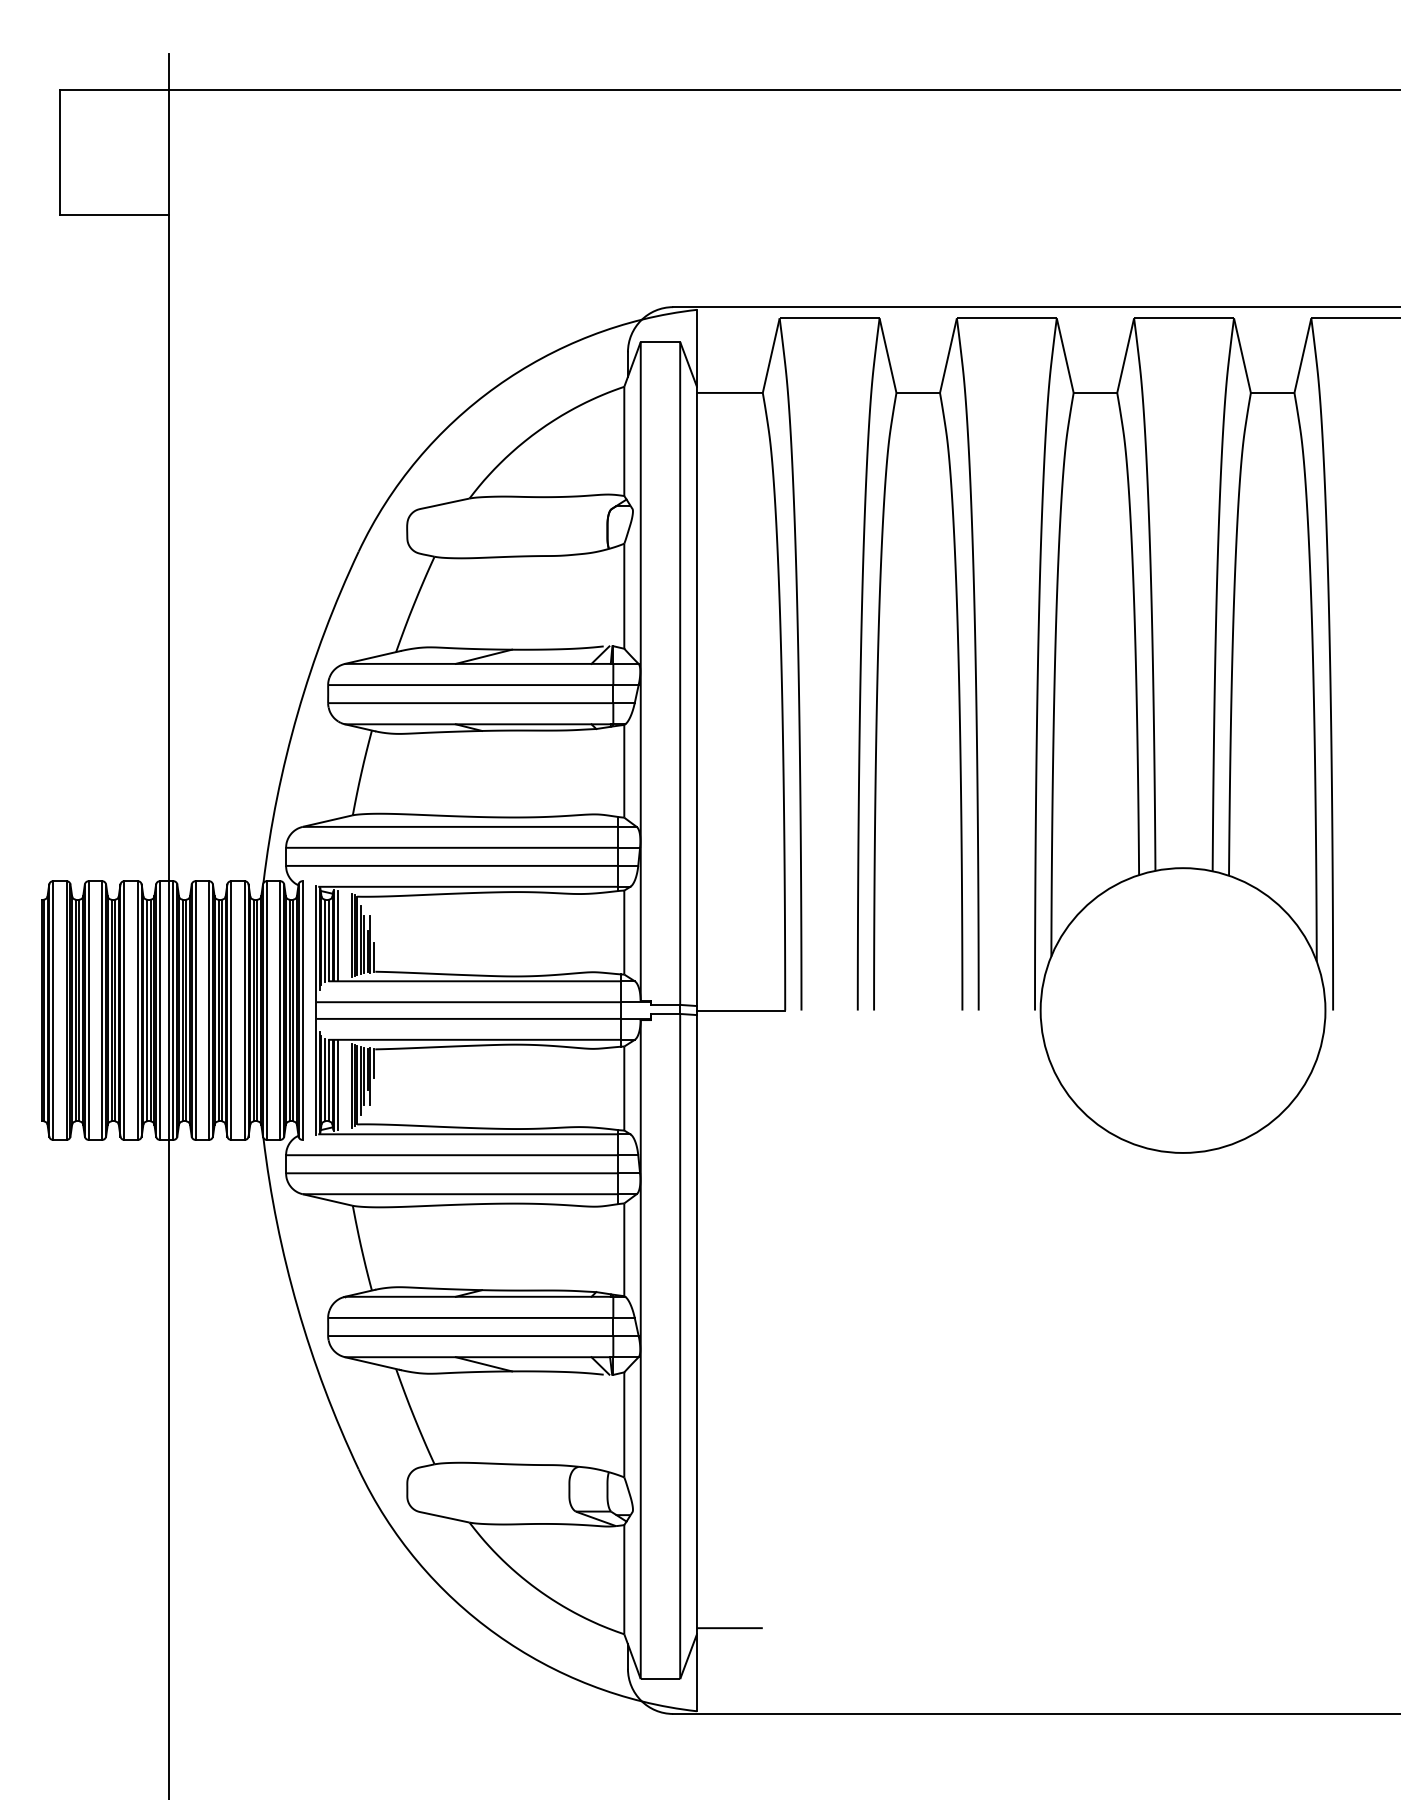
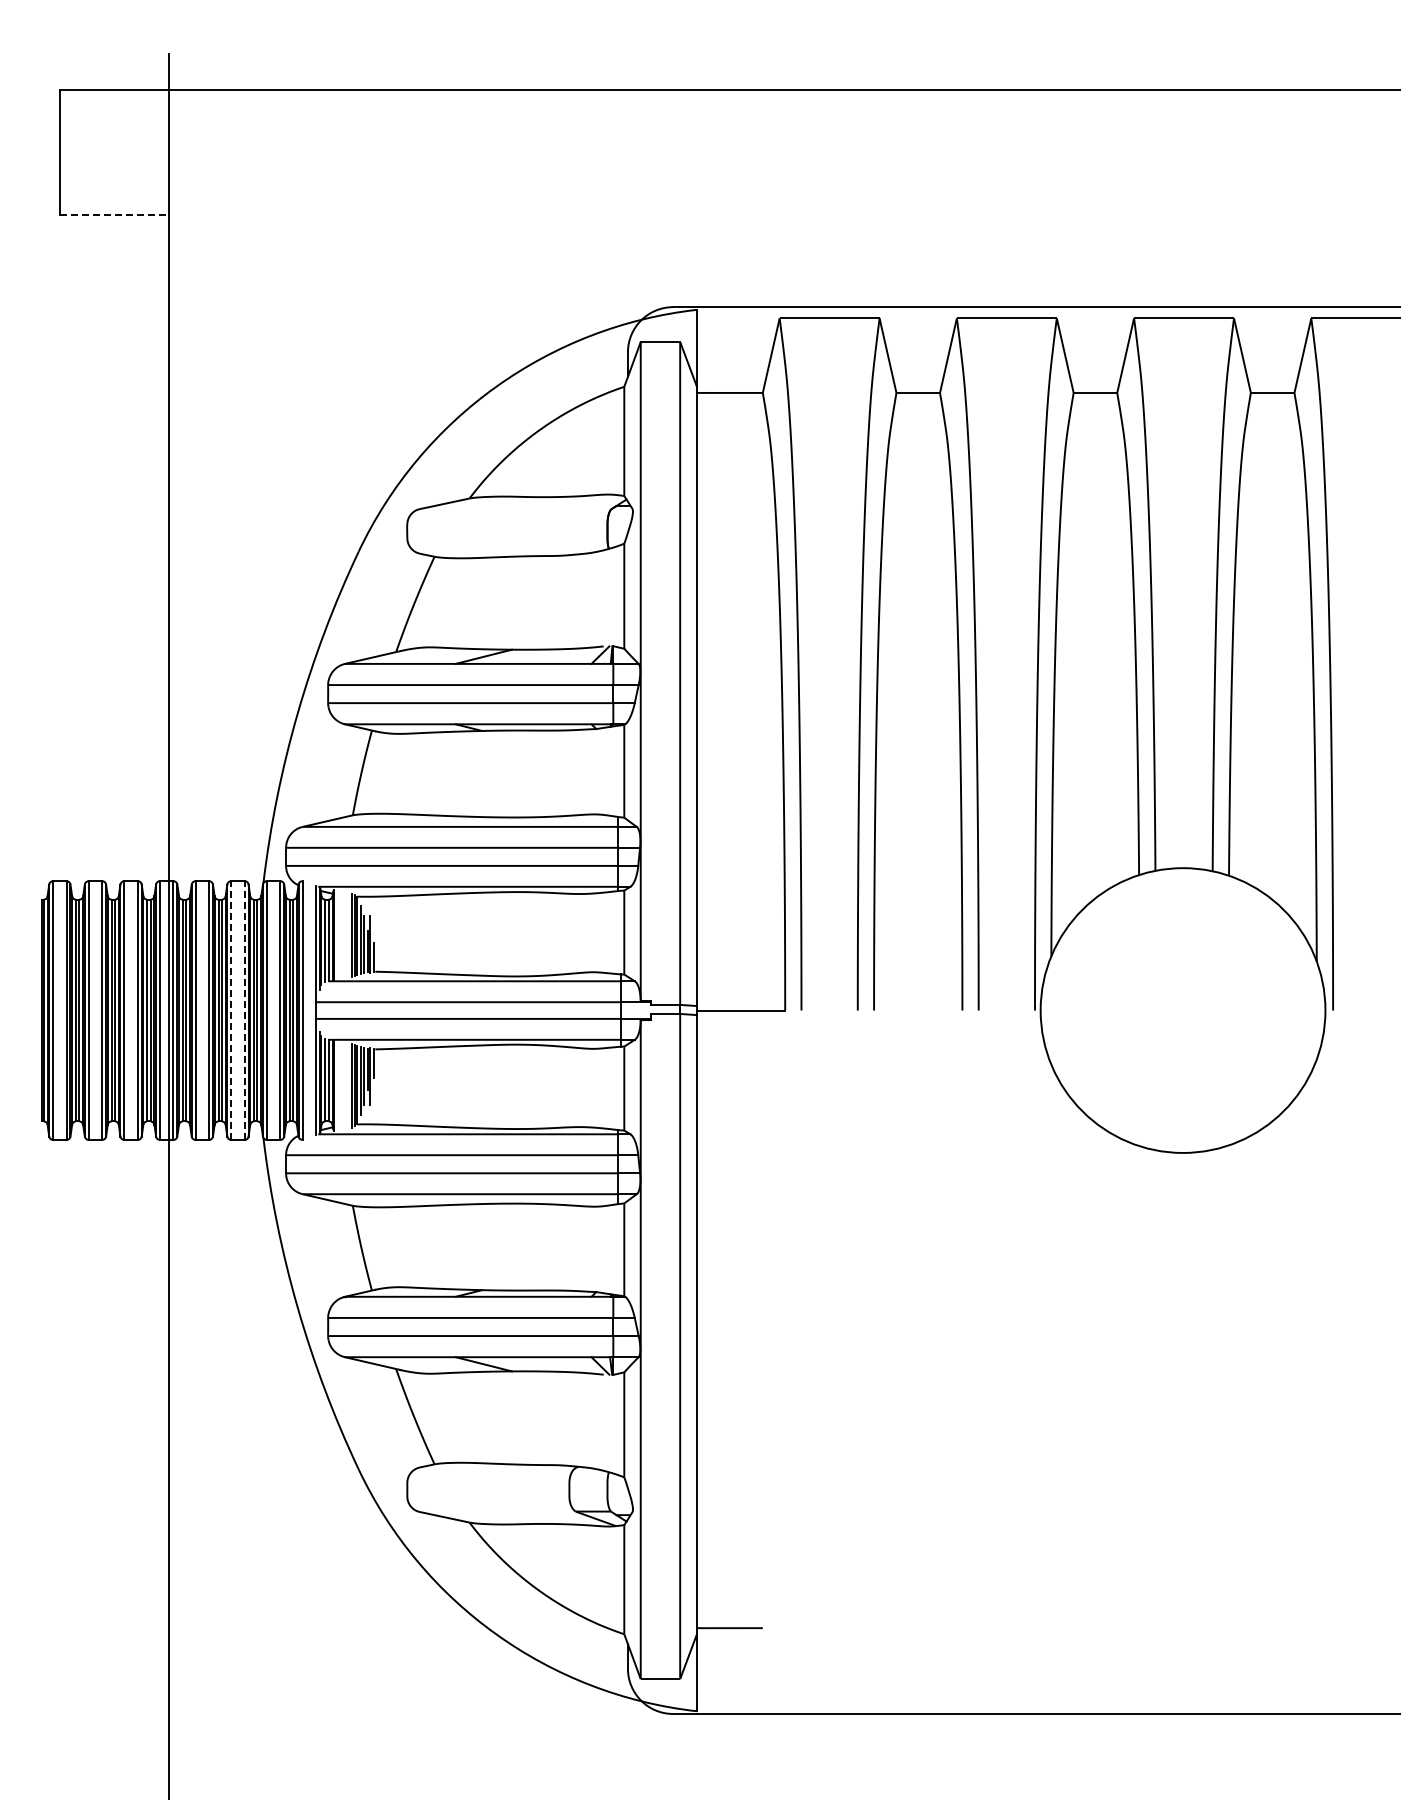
line: solid -> dashed (114, 215)
line: present -> none (338, 935)
line: solid -> dashed (231, 1010)
line: solid -> dashed (244, 1010)
line: present -> none (338, 1085)
